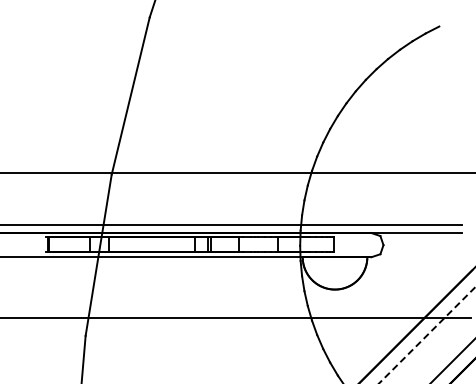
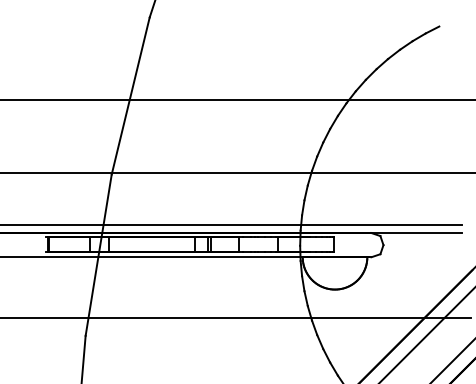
line: none -> present (237, 100)
line: dashed -> solid (427, 334)
